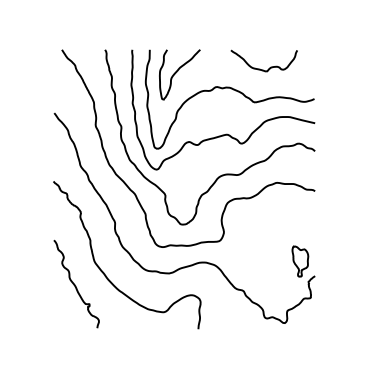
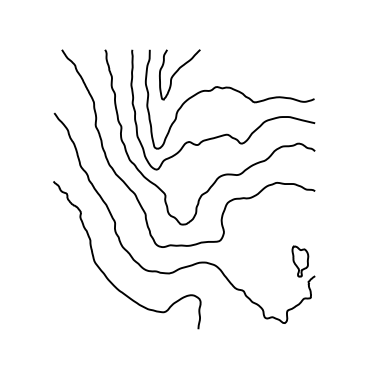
curve: present -> none (260, 68)
curve: present -> none (75, 284)
